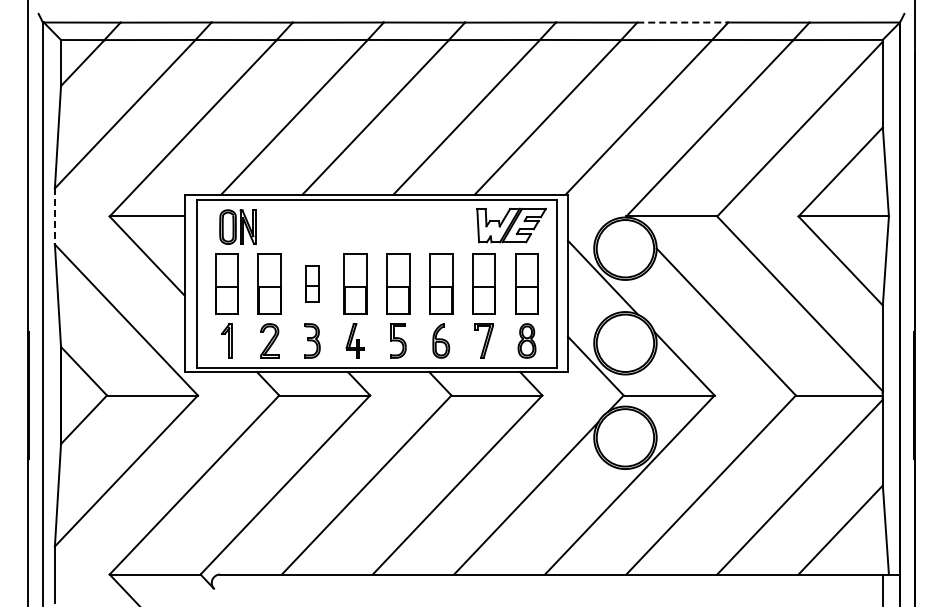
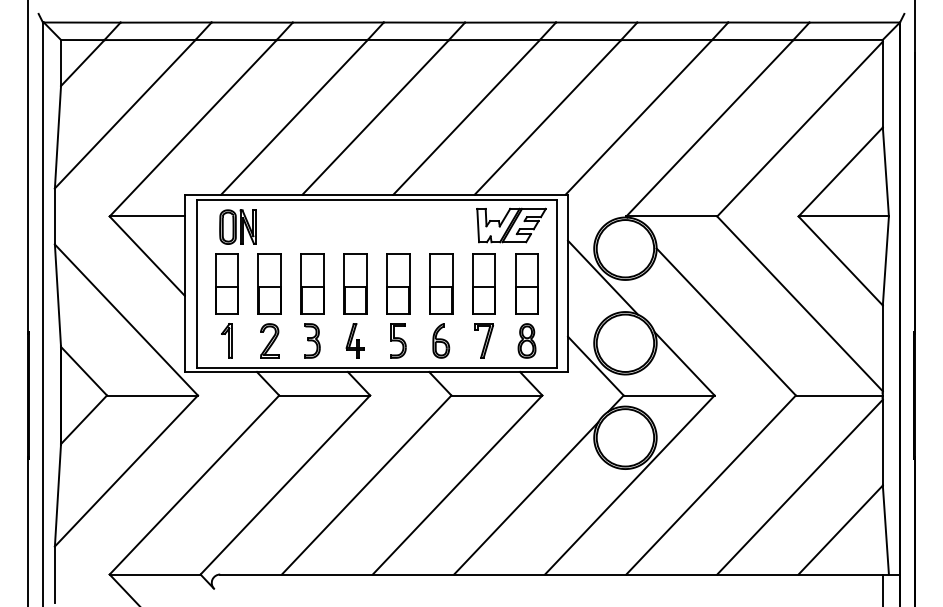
line: dashed -> solid (682, 22)
line: dashed -> solid (54, 216)
part size: 15x38 px -> 25x62 px (312, 283)
